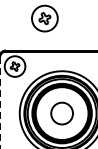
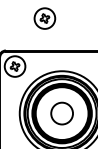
part size: 28x29 px -> 24x23 px (44, 18)
line: dashed -> solid (0, 103)
